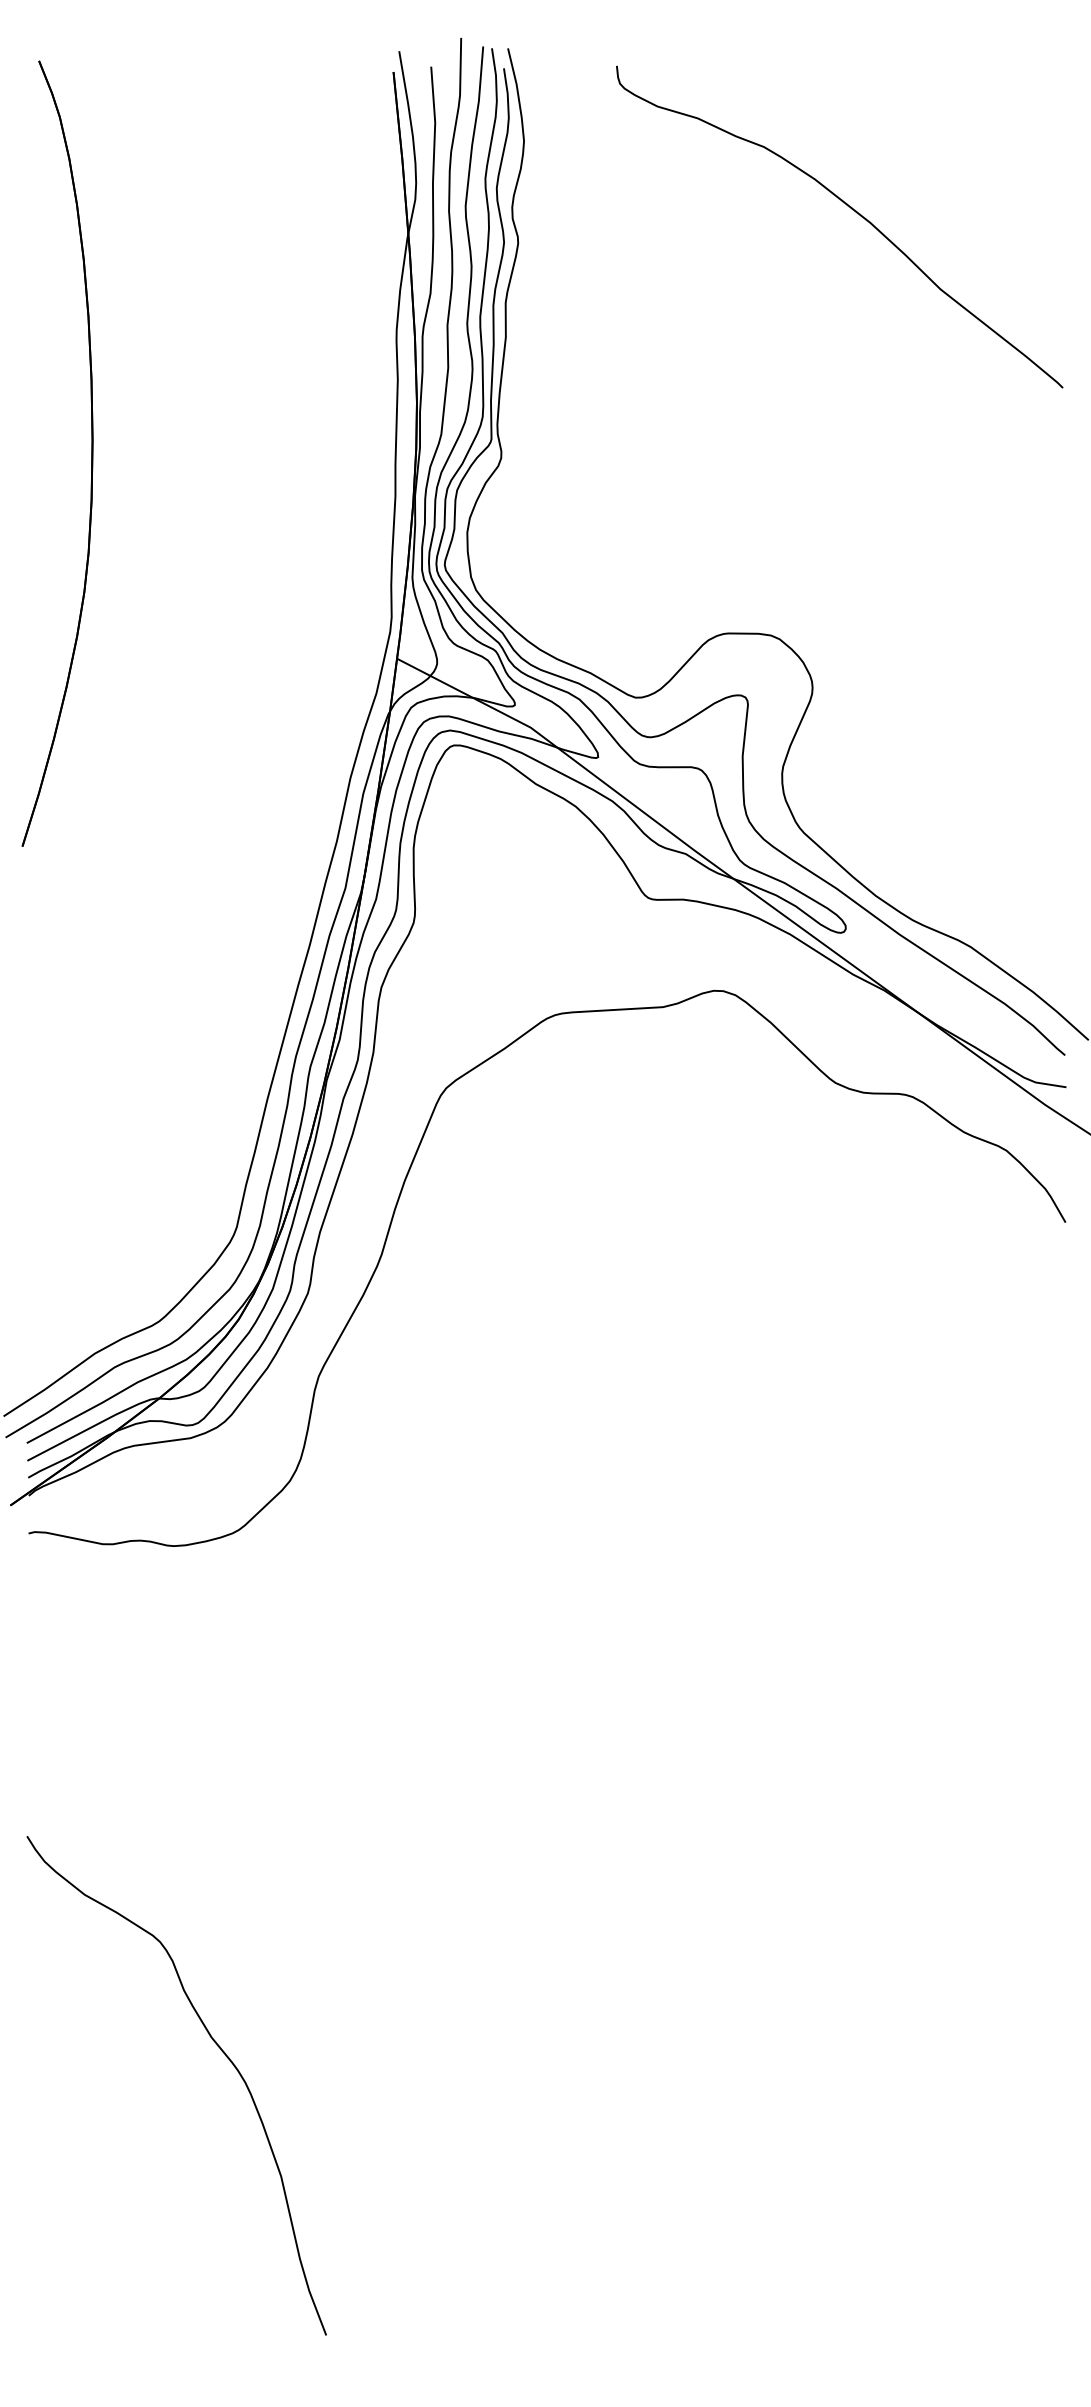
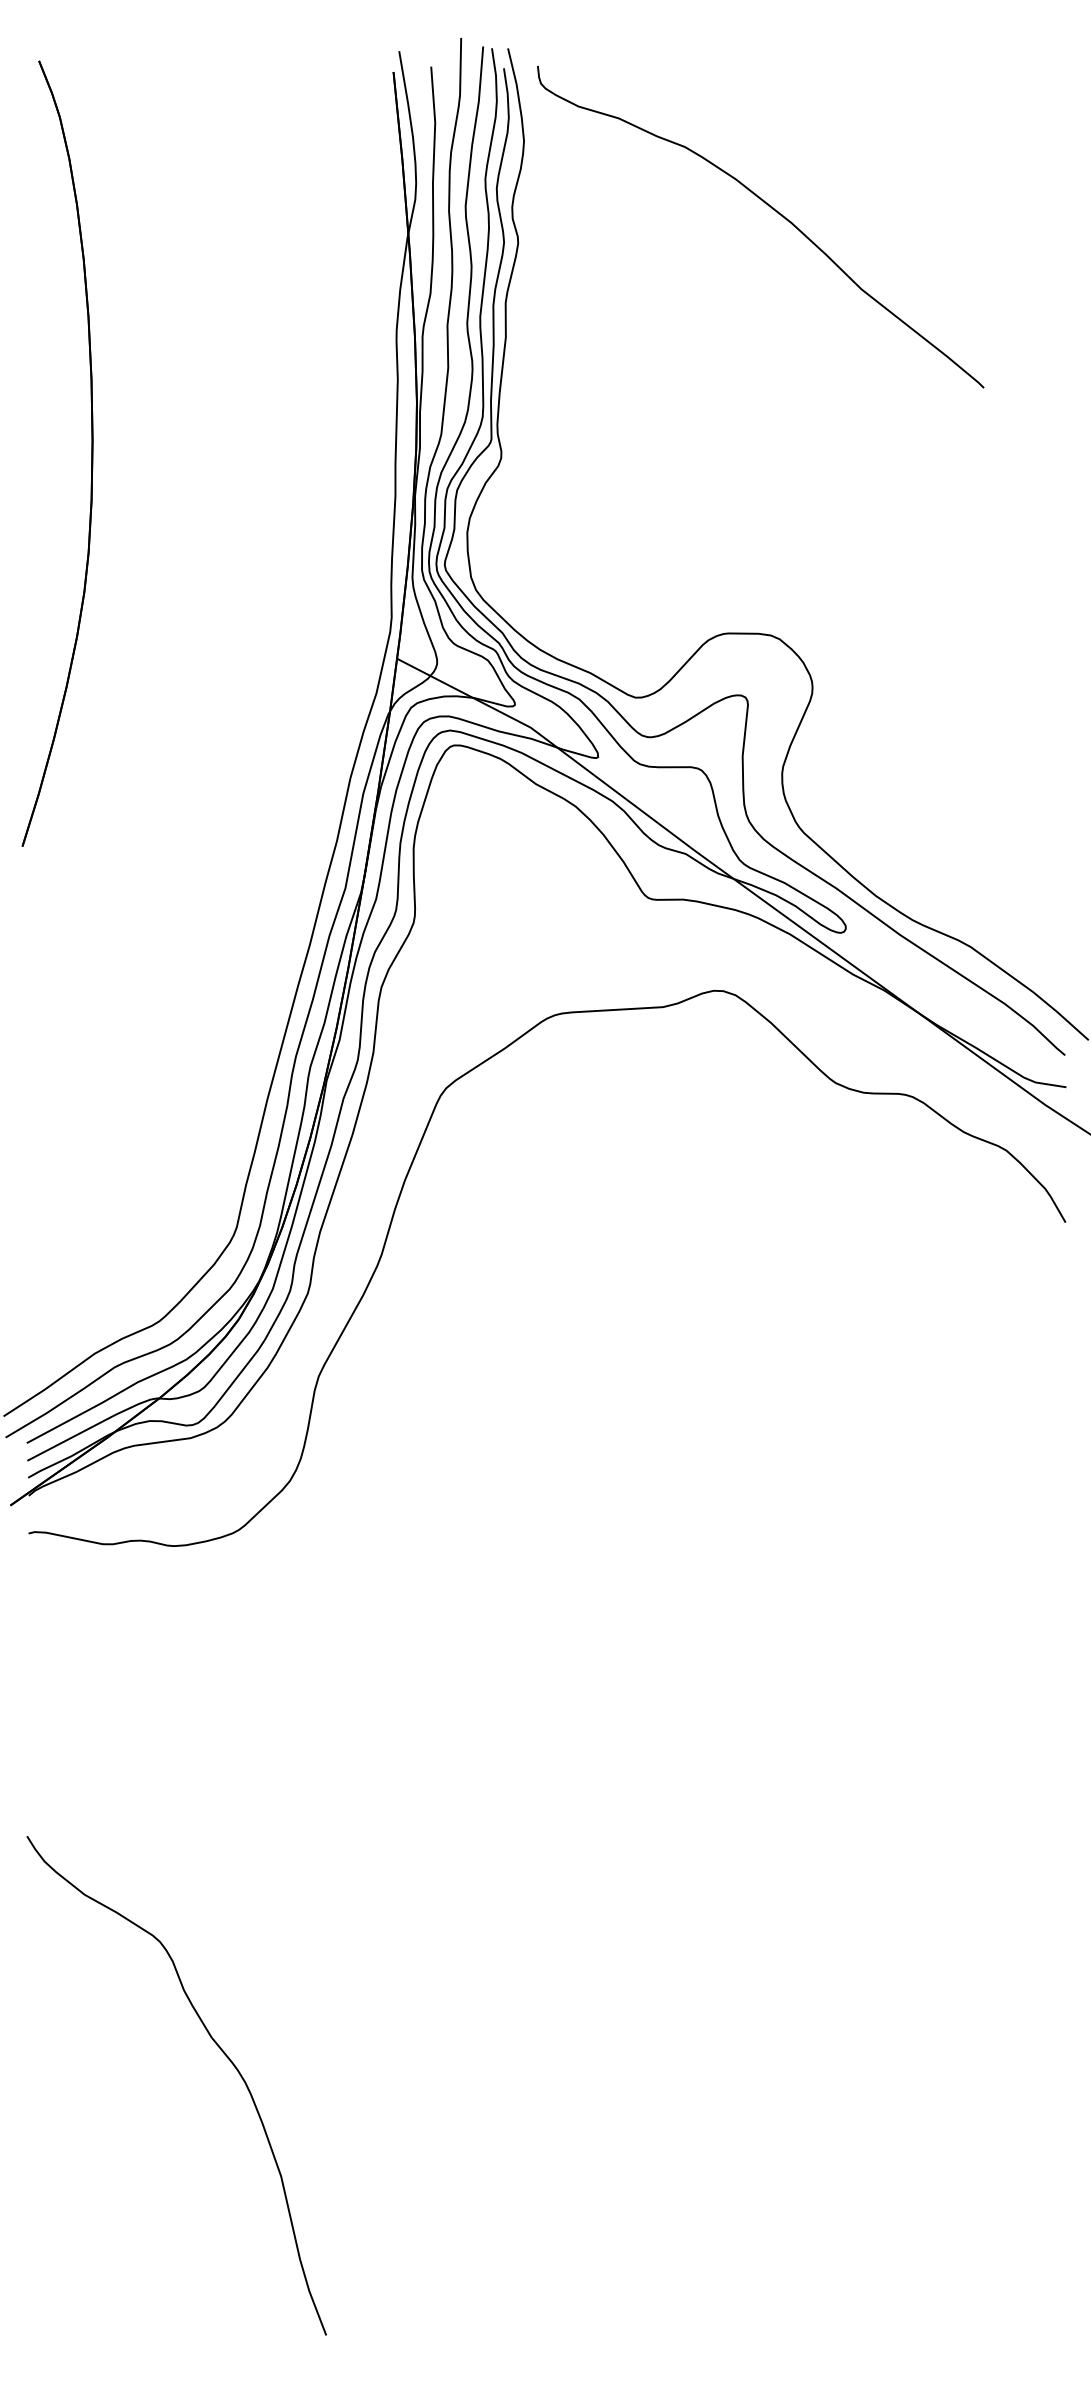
curve position: (852, 210) -> (773, 210) (773, 210)
